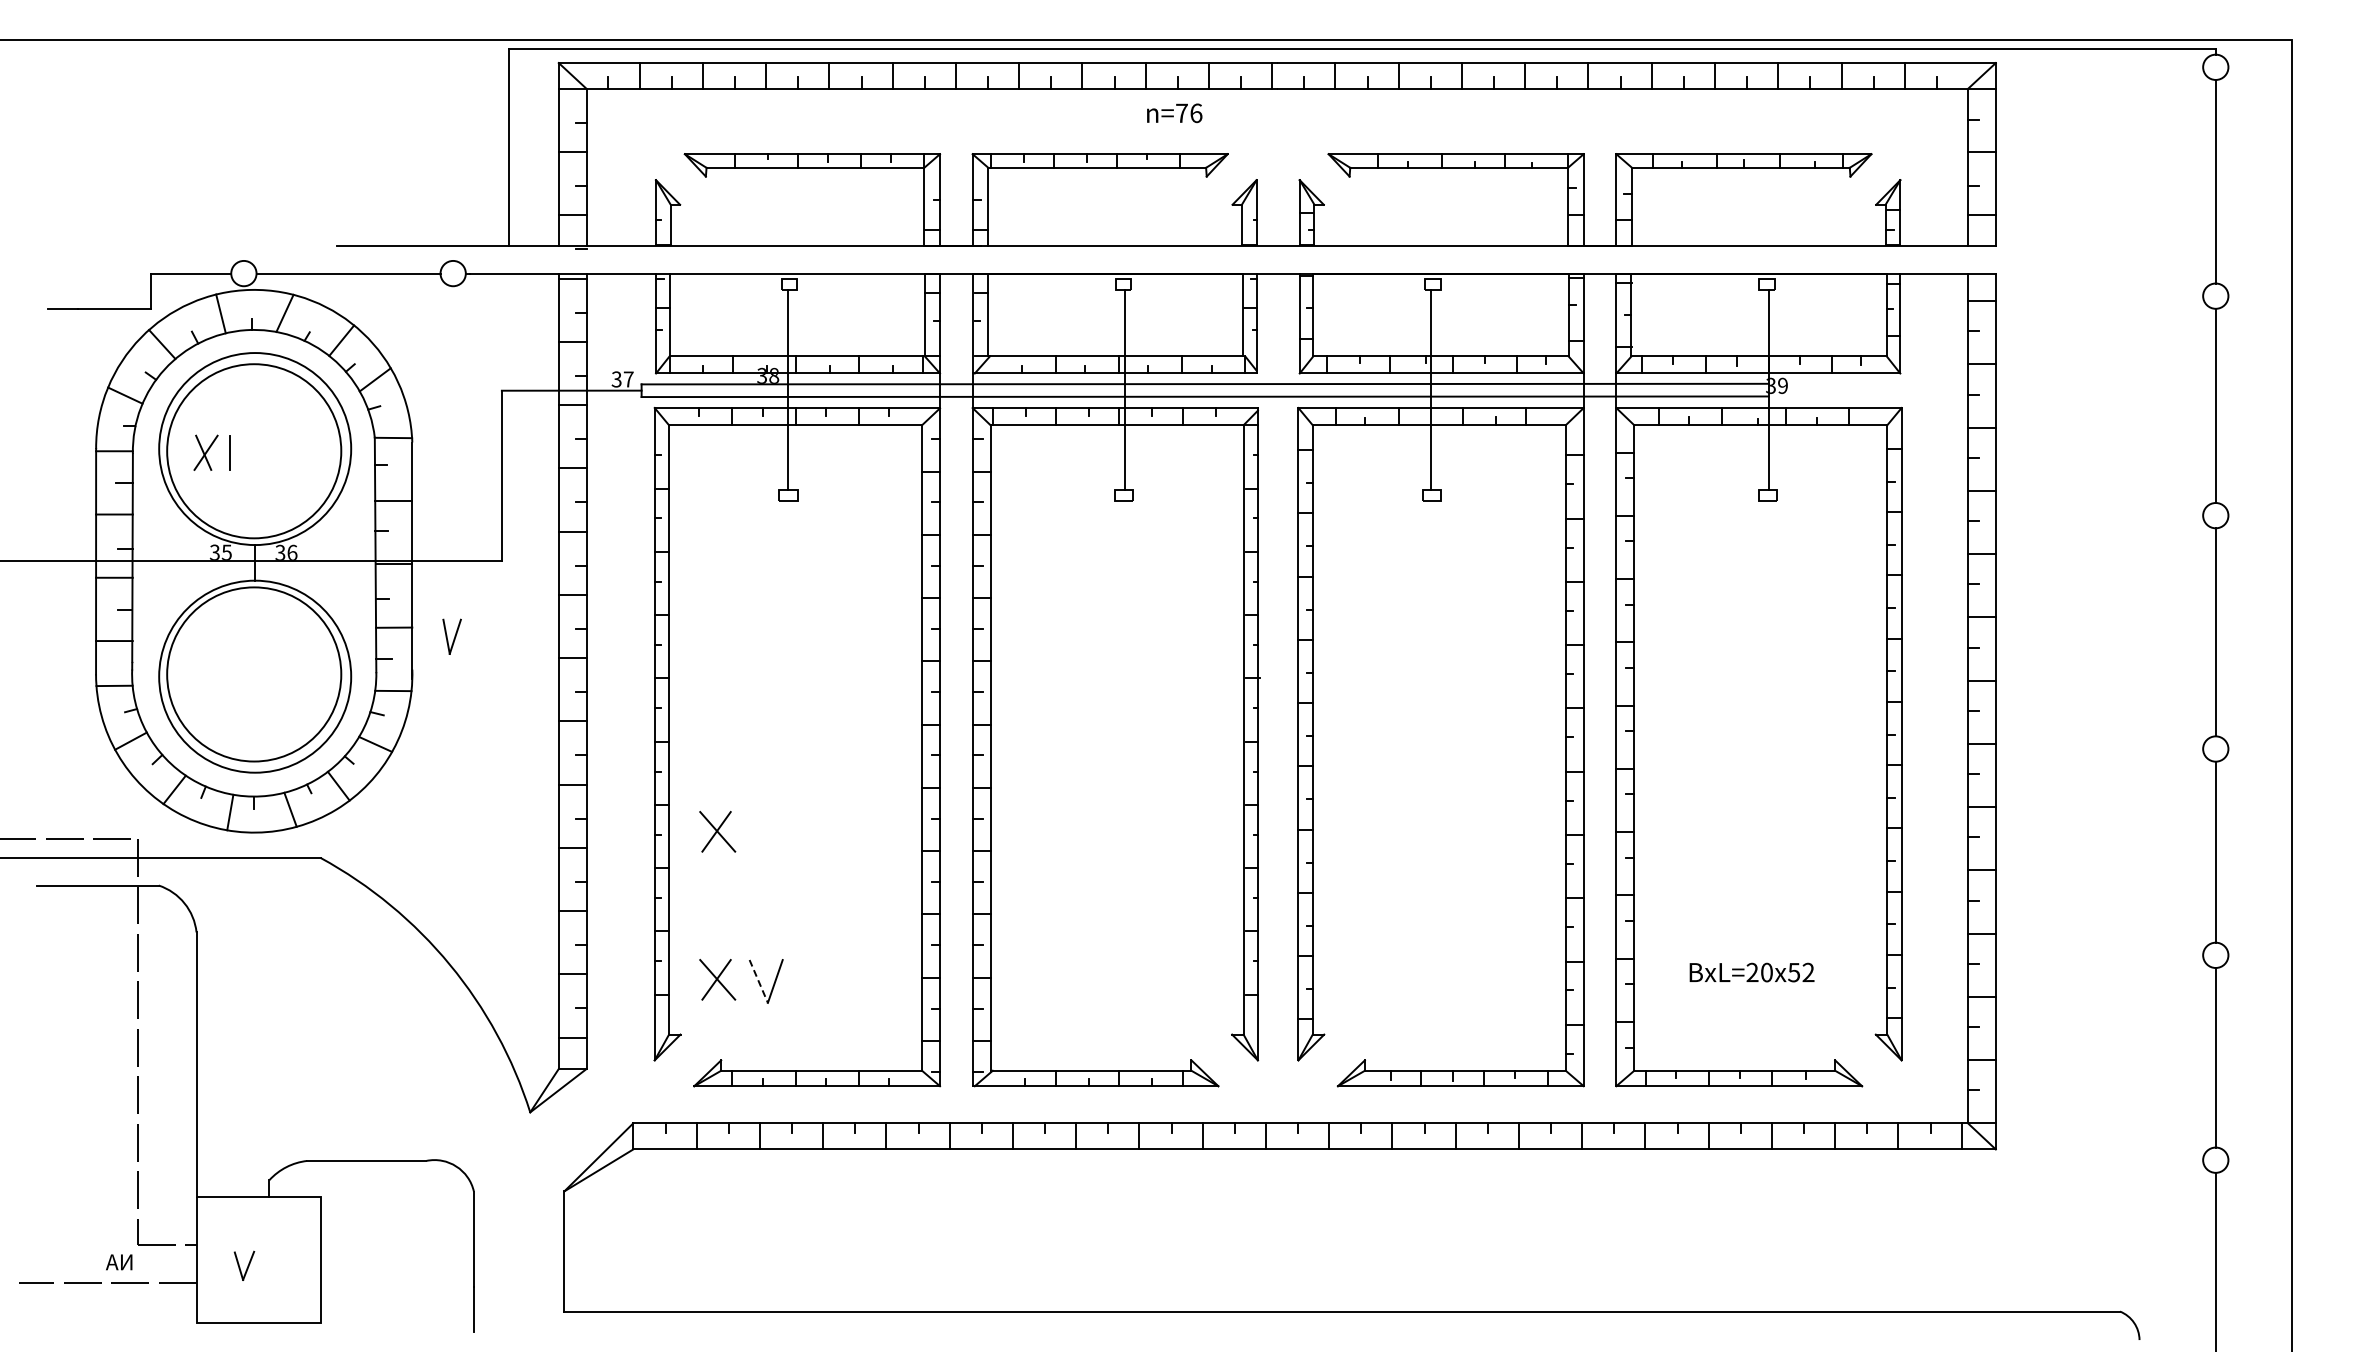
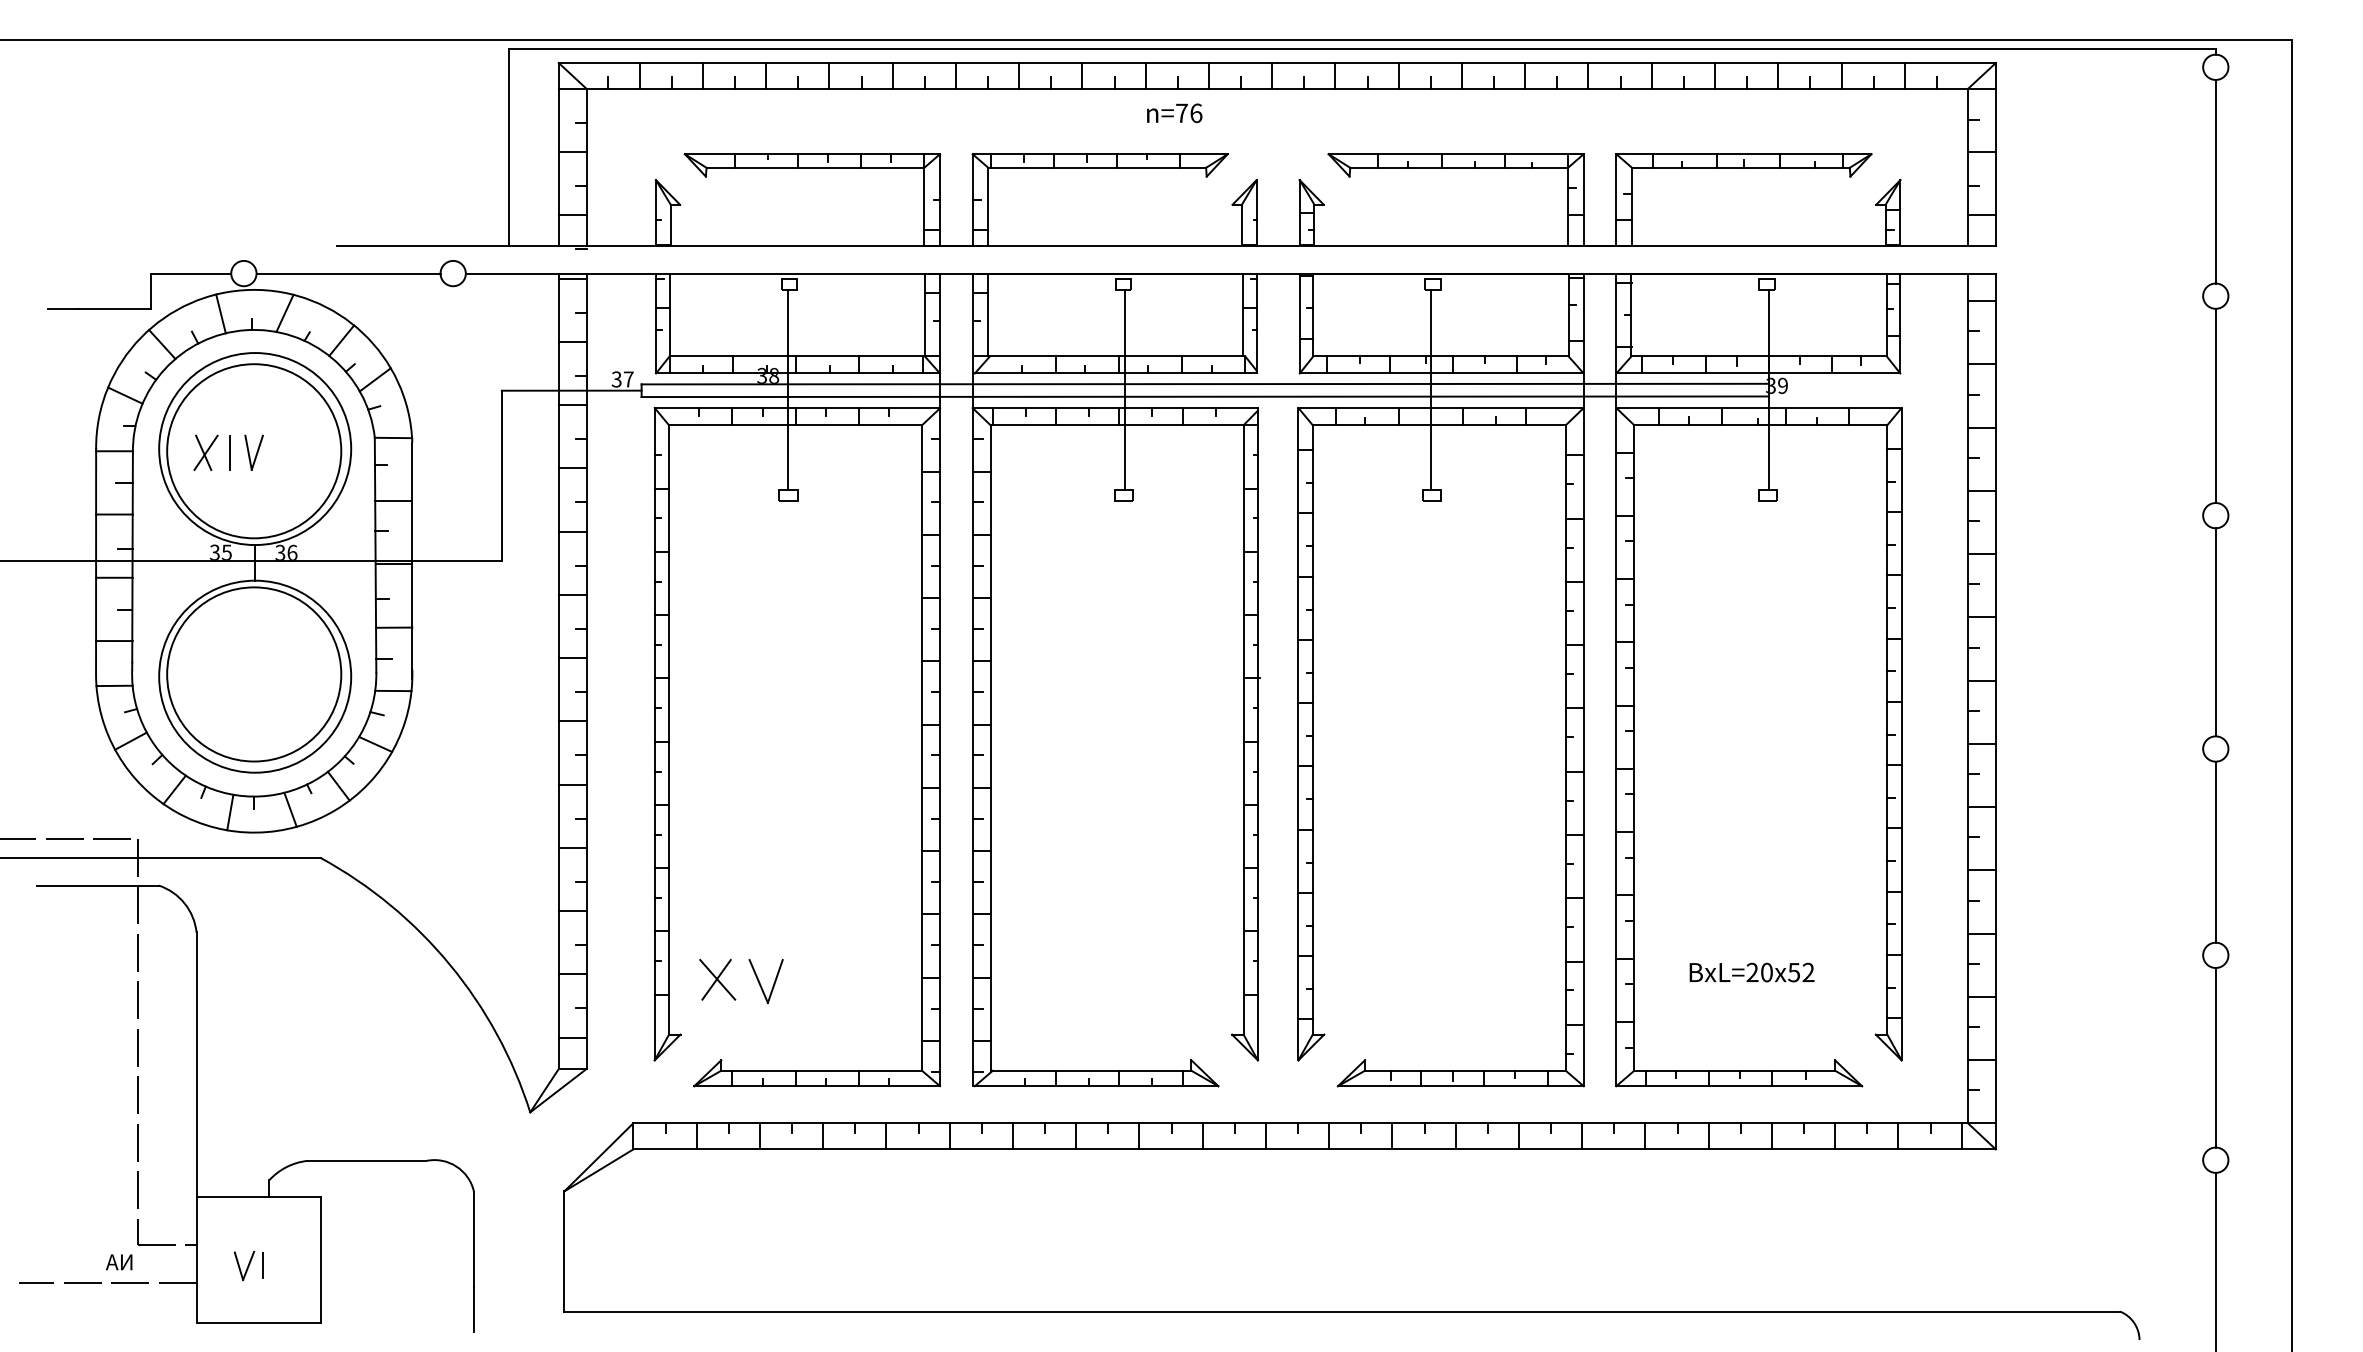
part position: (451, 636) -> (253, 452) (253, 452)
part: present -> none (717, 831)
line: dashed -> solid (758, 981)
line: none -> present (262, 1264)
